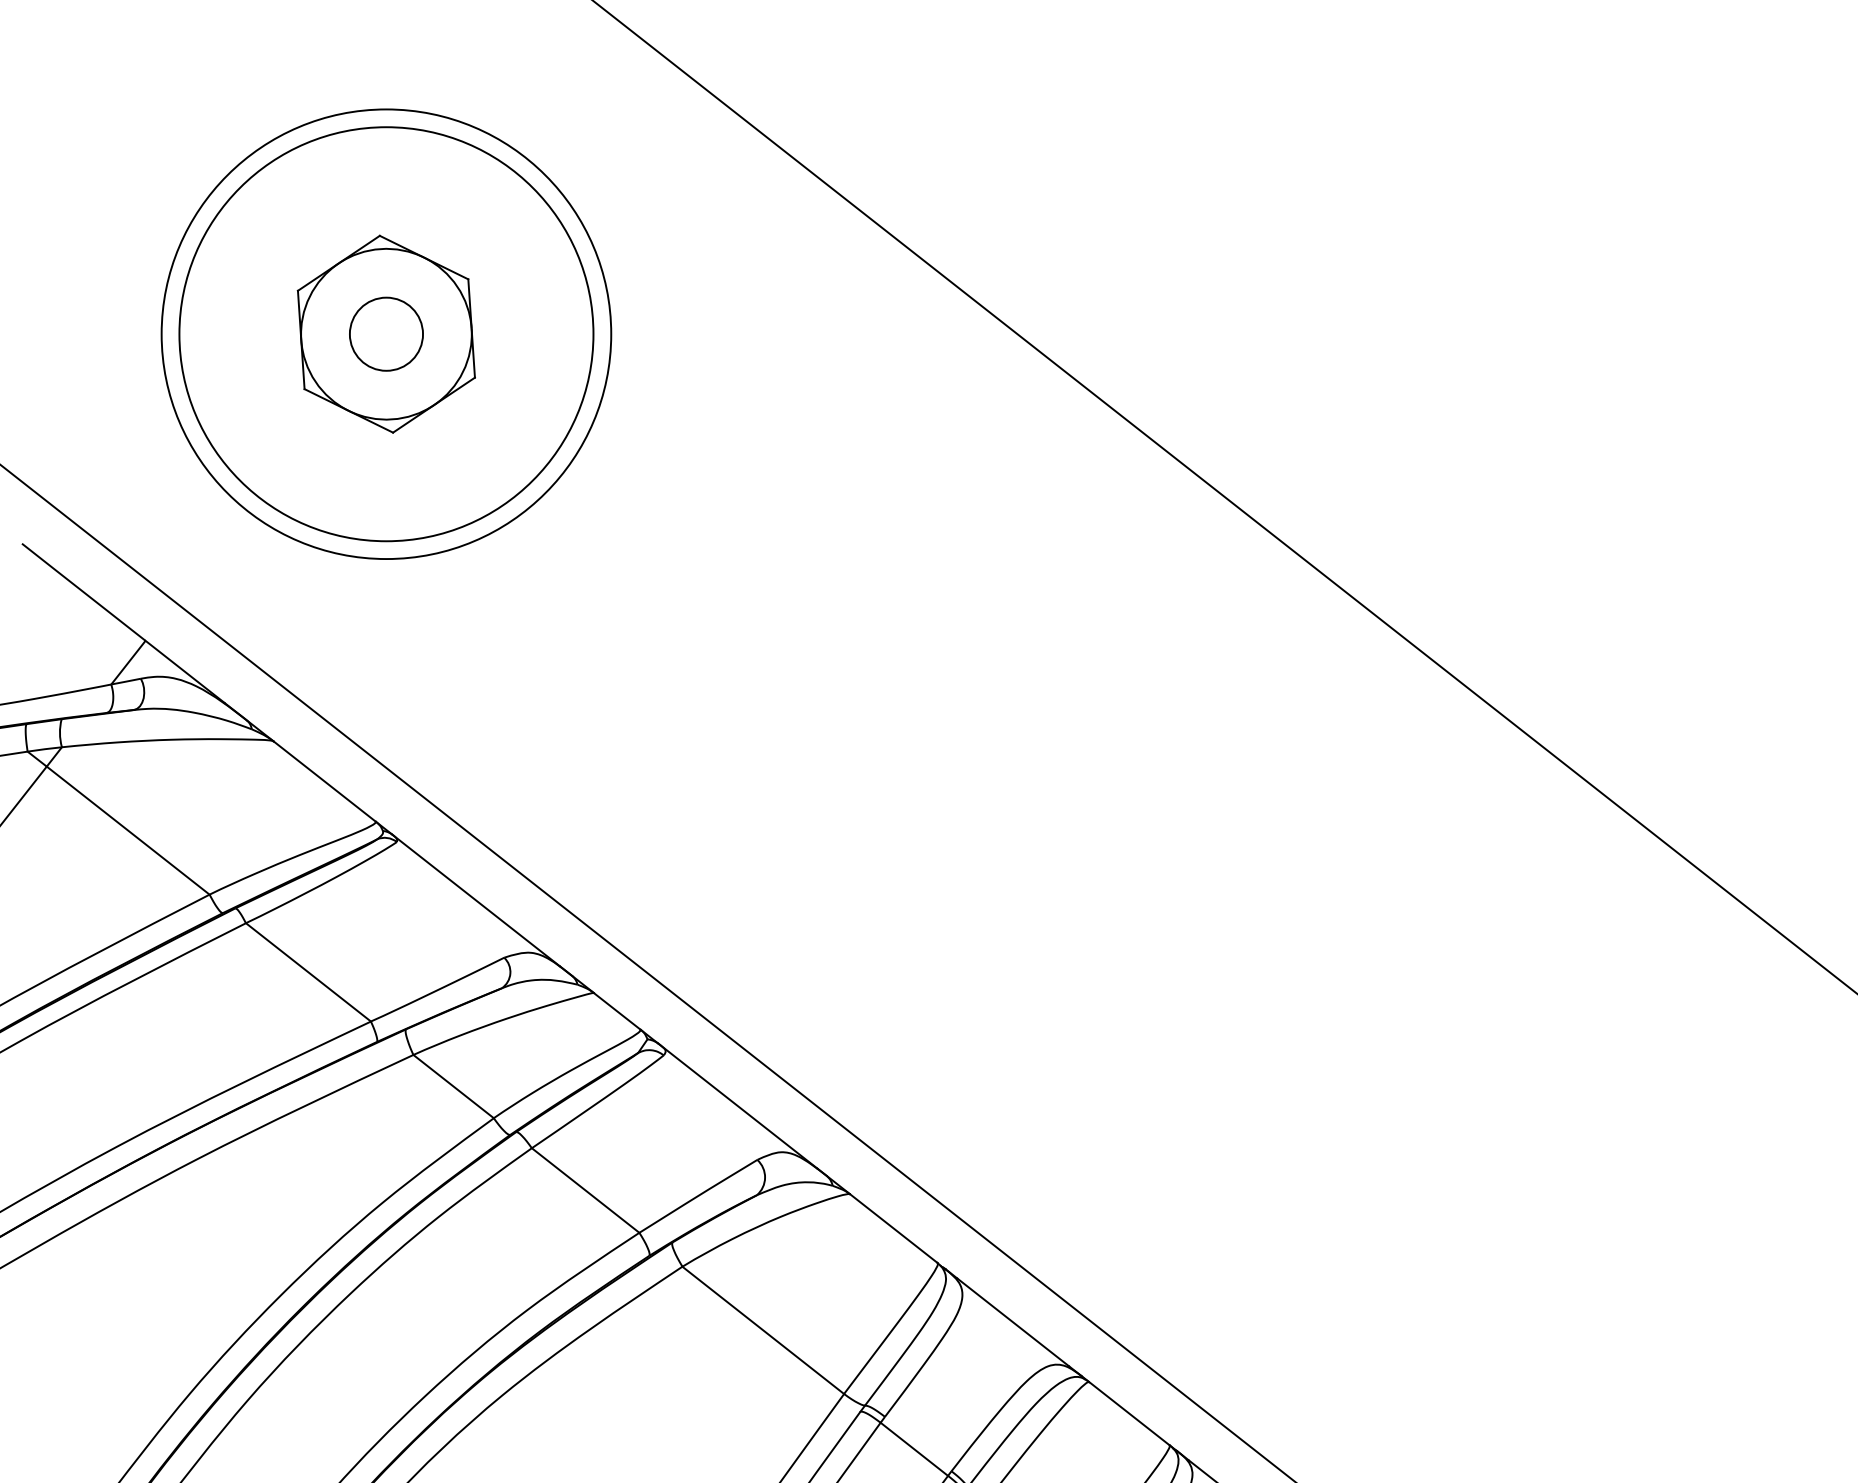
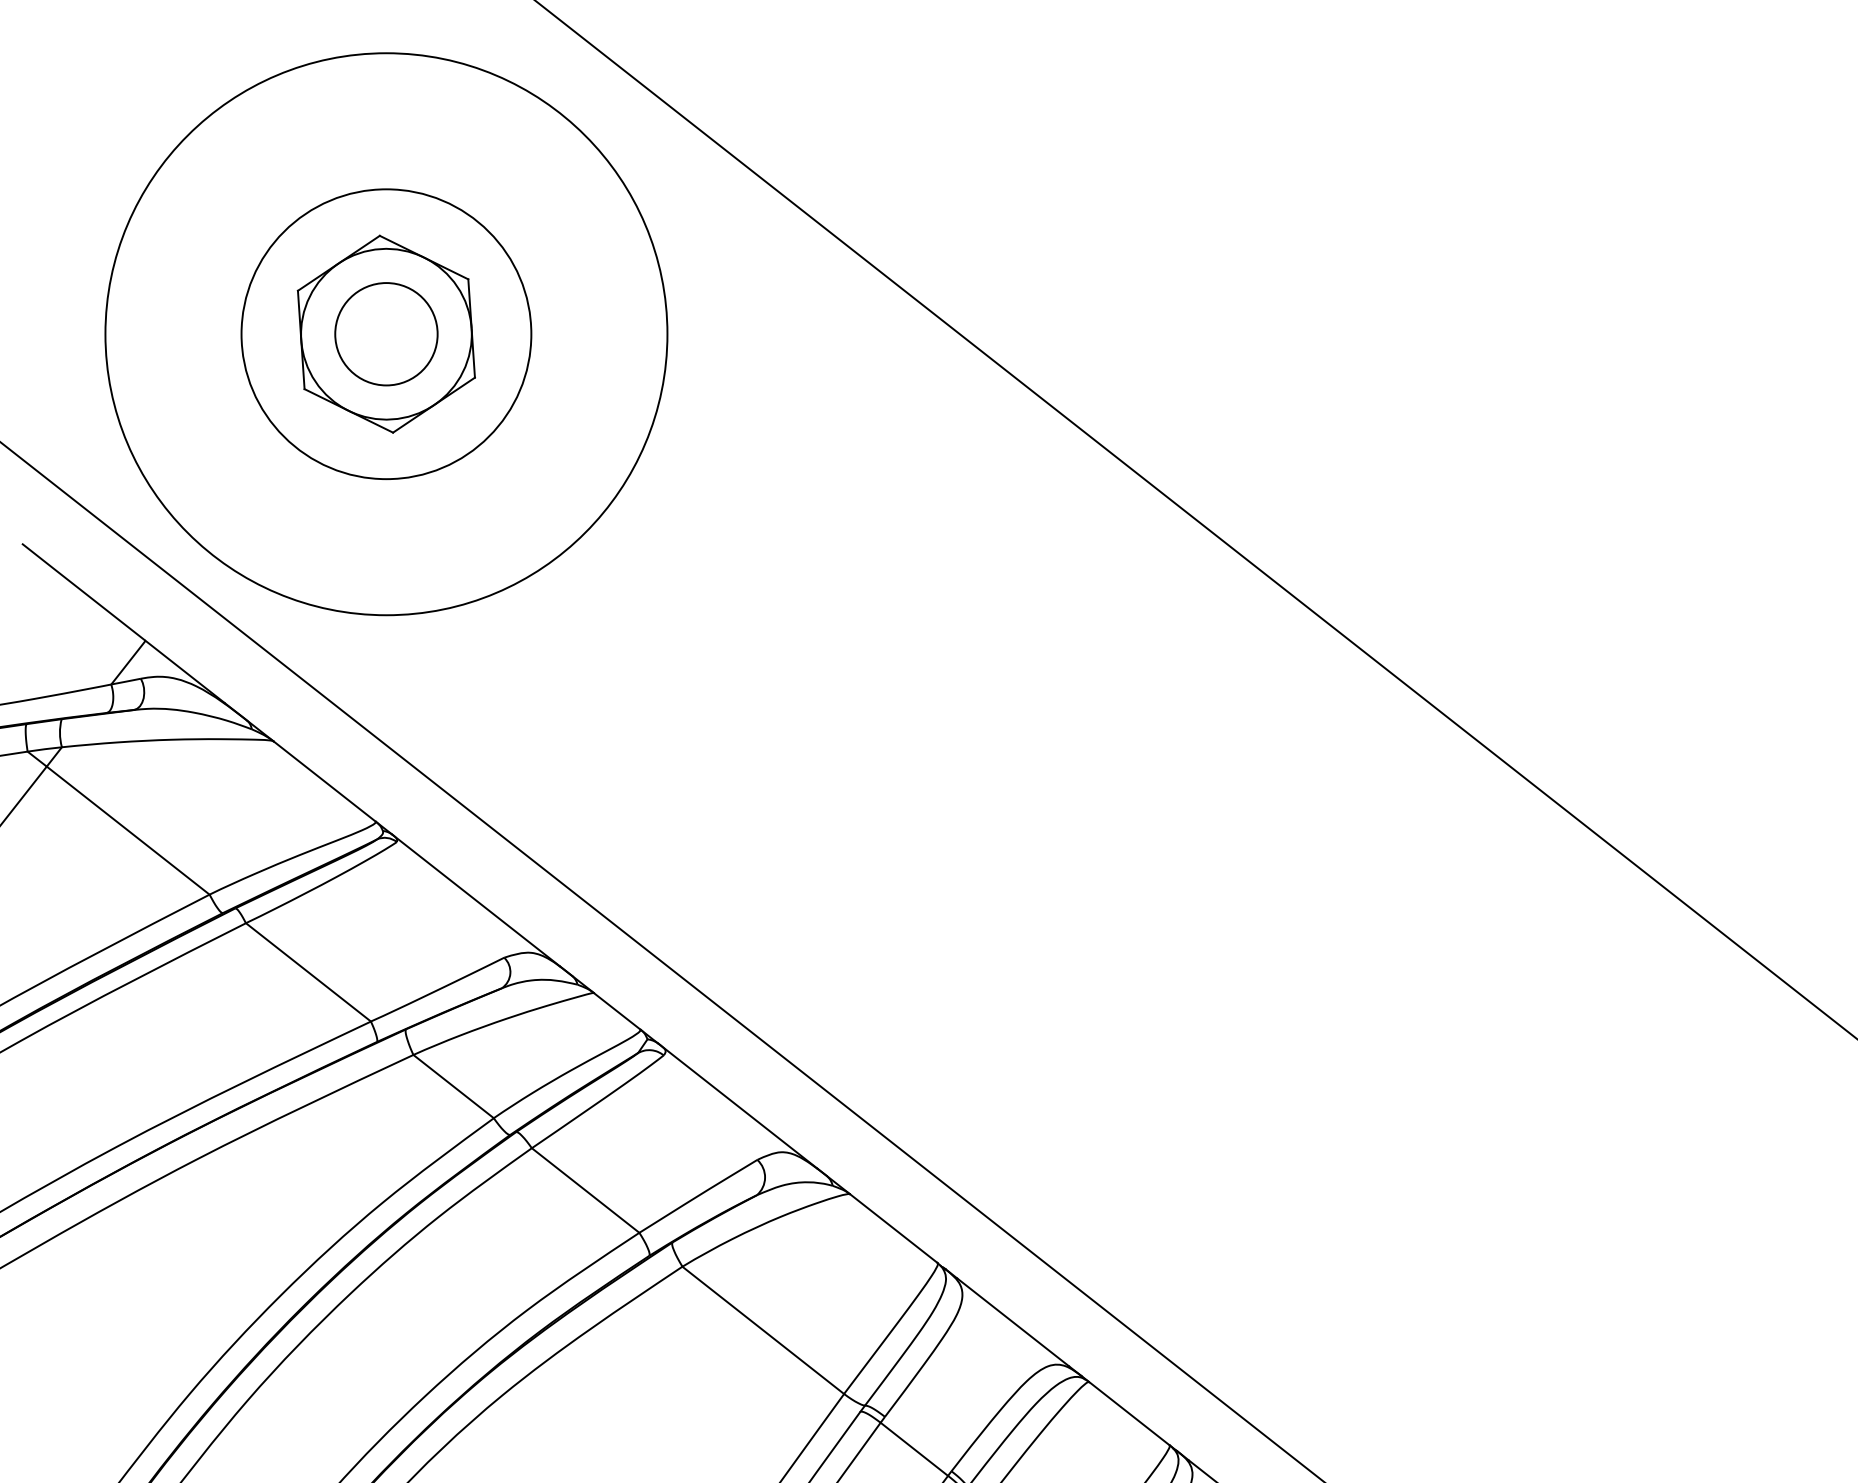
circle diameter: 73 px -> 102 px (386, 334)
circle diameter: 414 px -> 290 px (386, 334)
circle diameter: 450 px -> 562 px (386, 334)
line position: (1224, 496) -> (1195, 519) (1195, 519)
line position: (647, 972) -> (661, 961) (661, 961)
